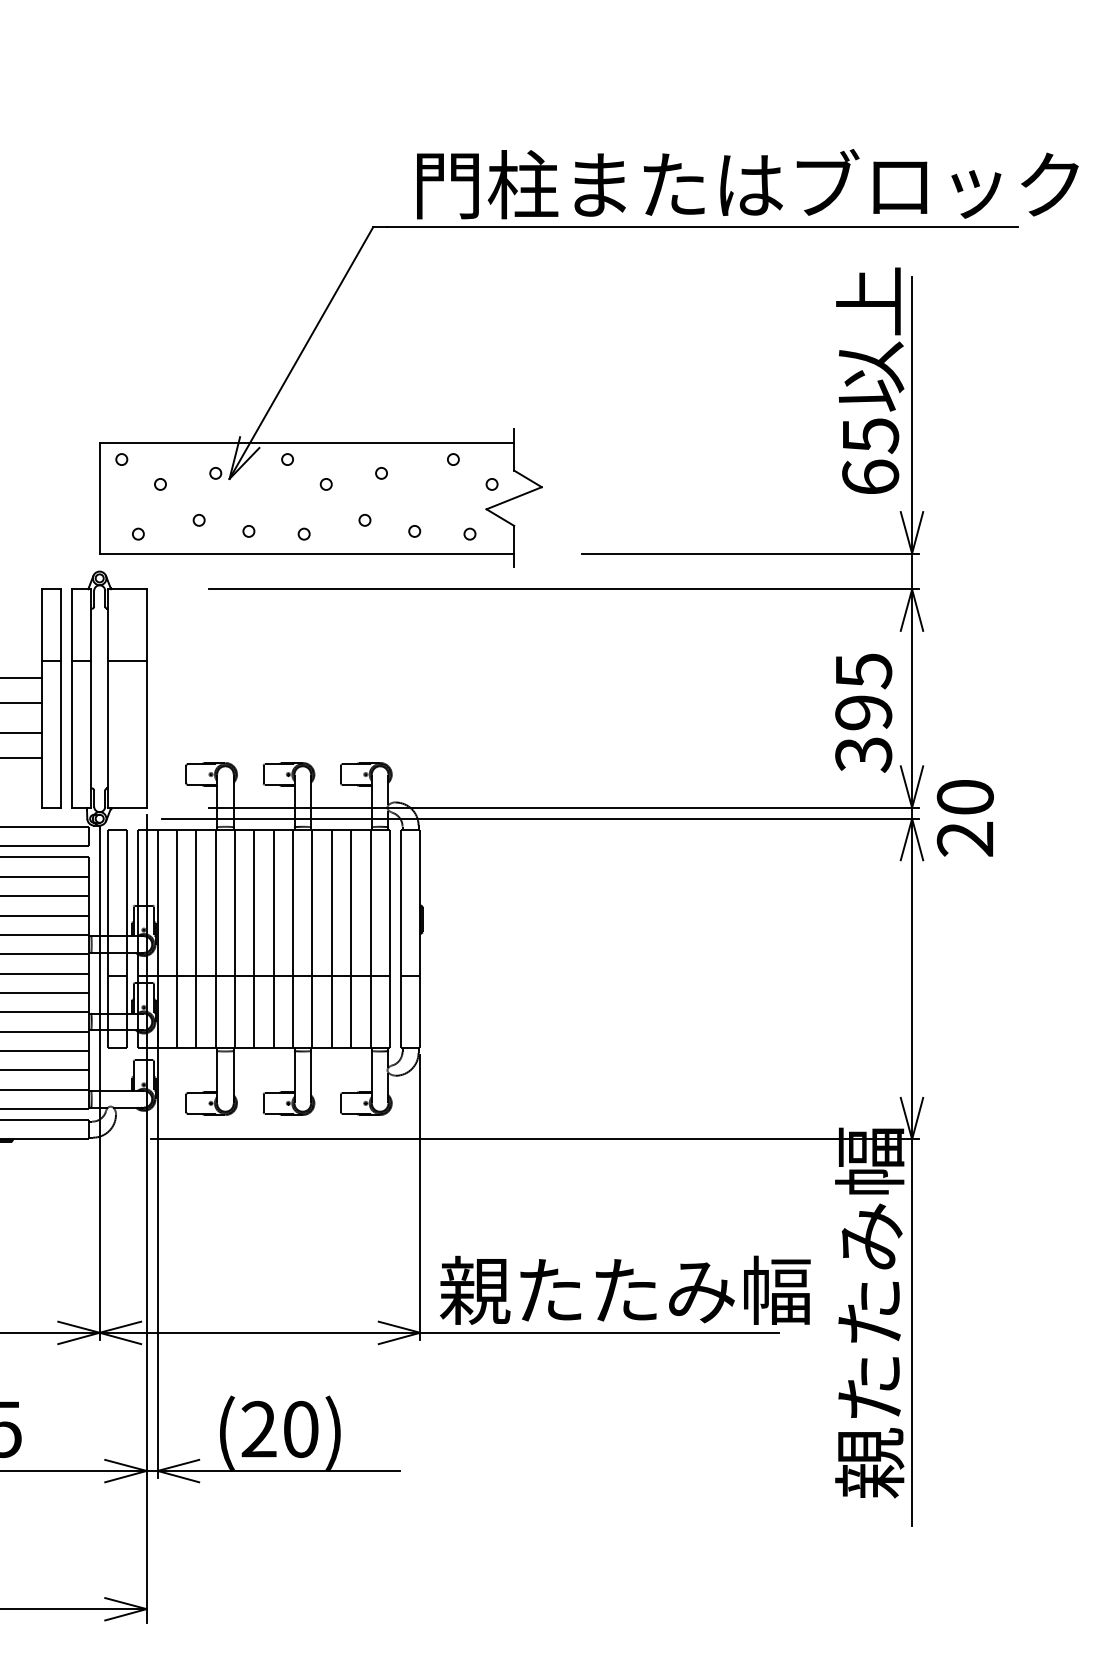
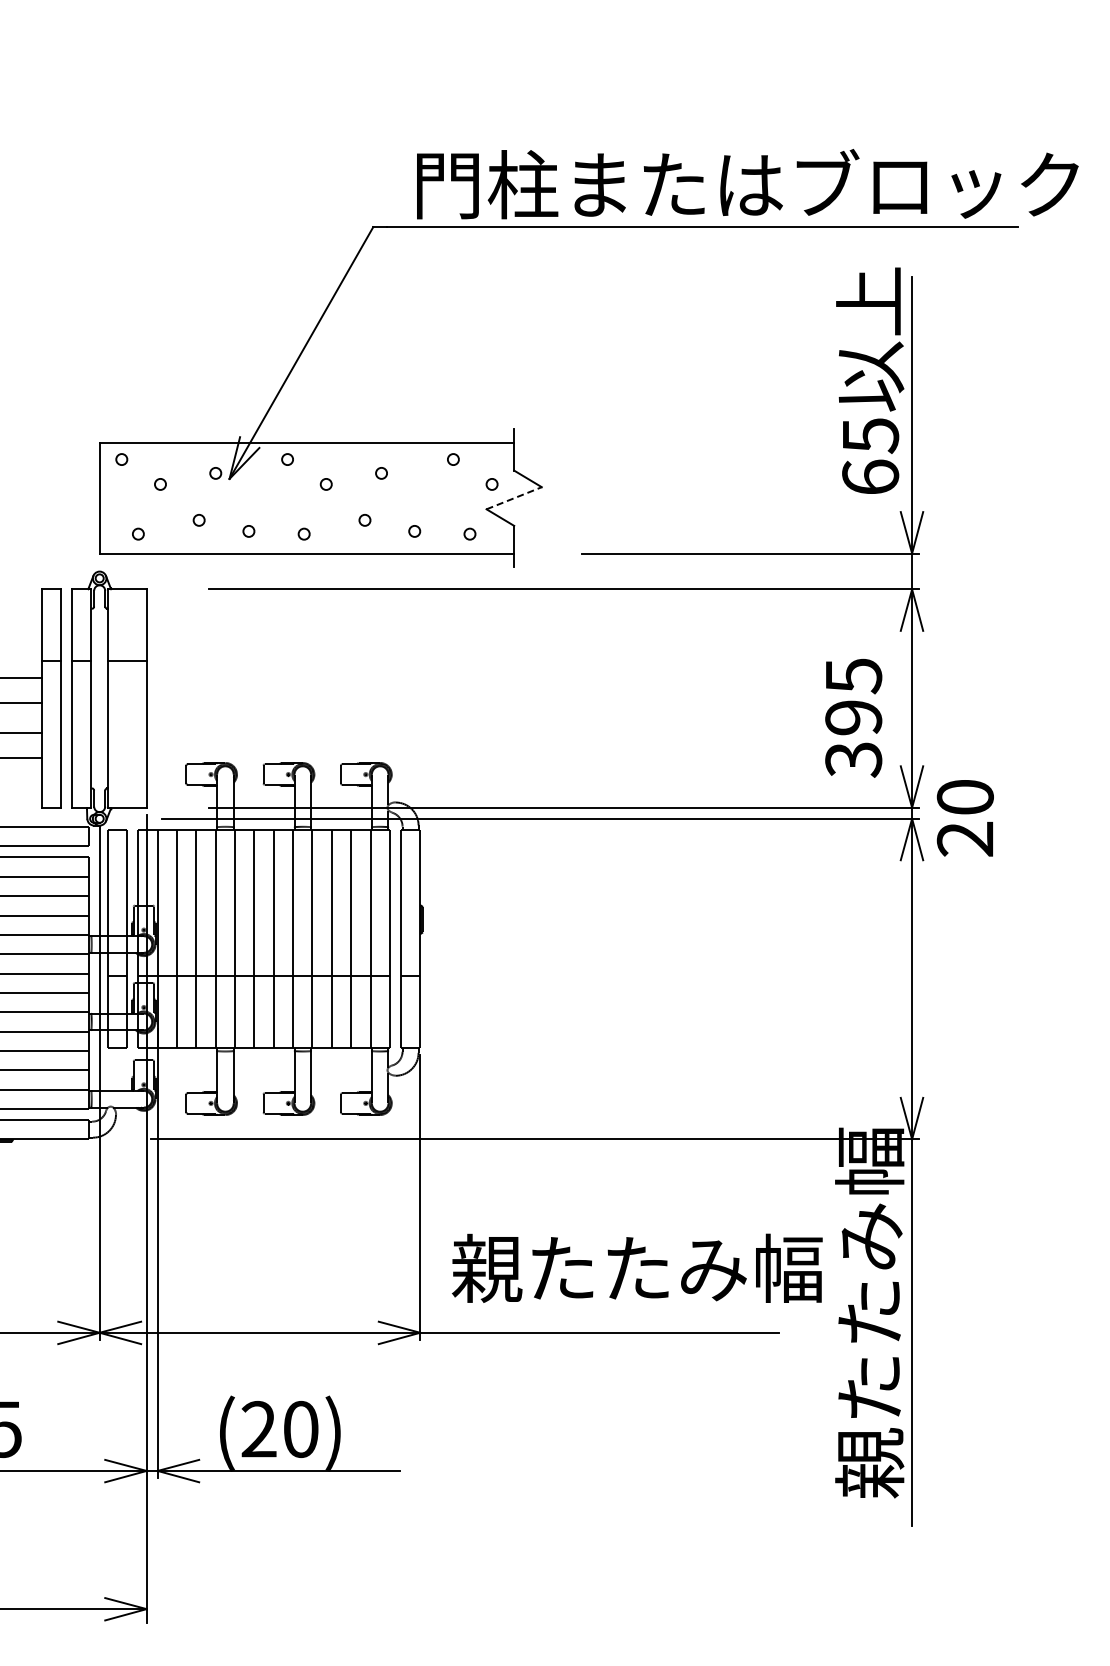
line: solid -> dashed (514, 498)
text position: (863, 713) -> (853, 718) (853, 718)
text position: (625, 1289) -> (637, 1267) (637, 1267)
